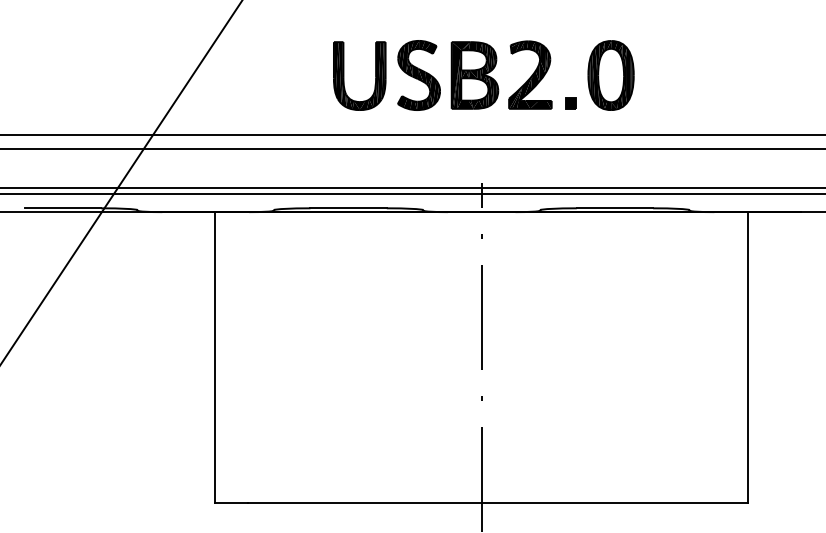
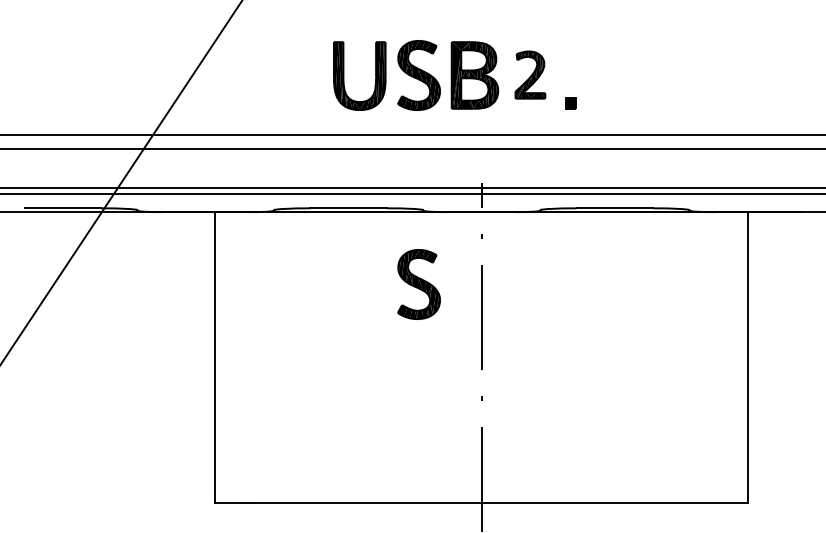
part size: 45x70 px -> 33x50 px (530, 74)
part: present -> none (610, 75)
part: none -> present (418, 284)
